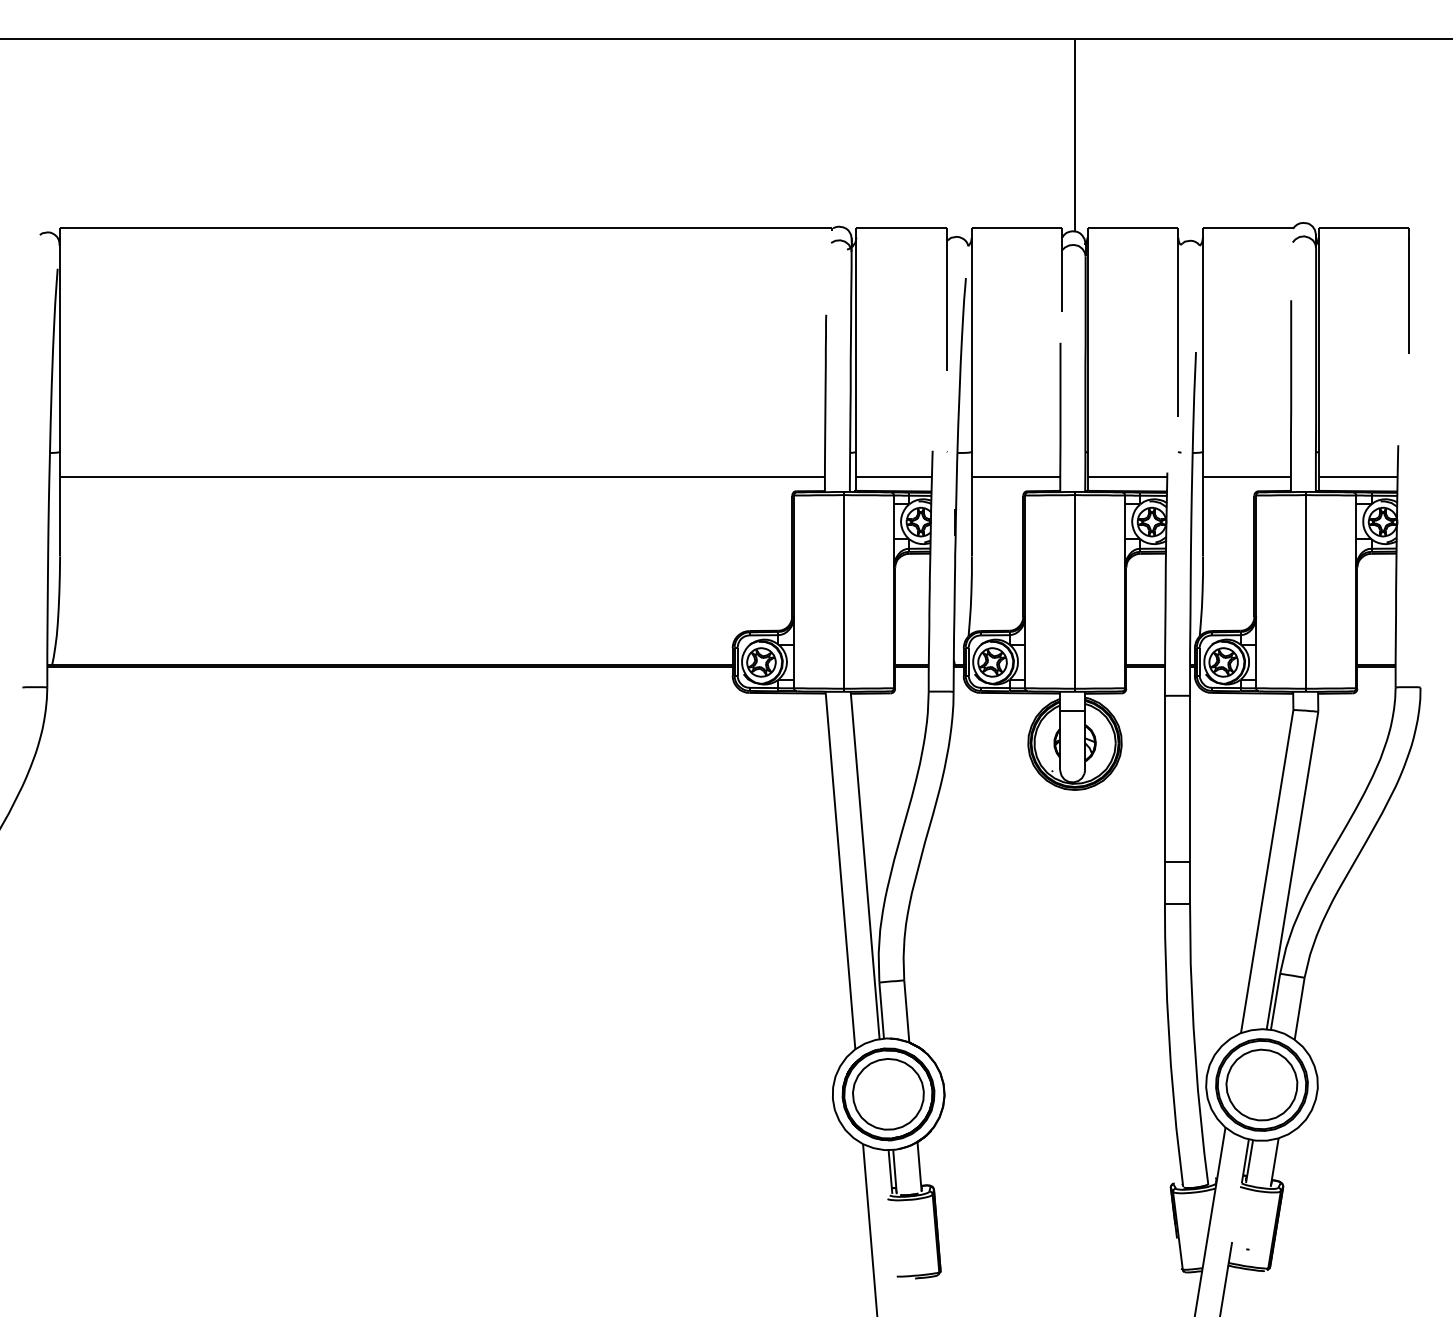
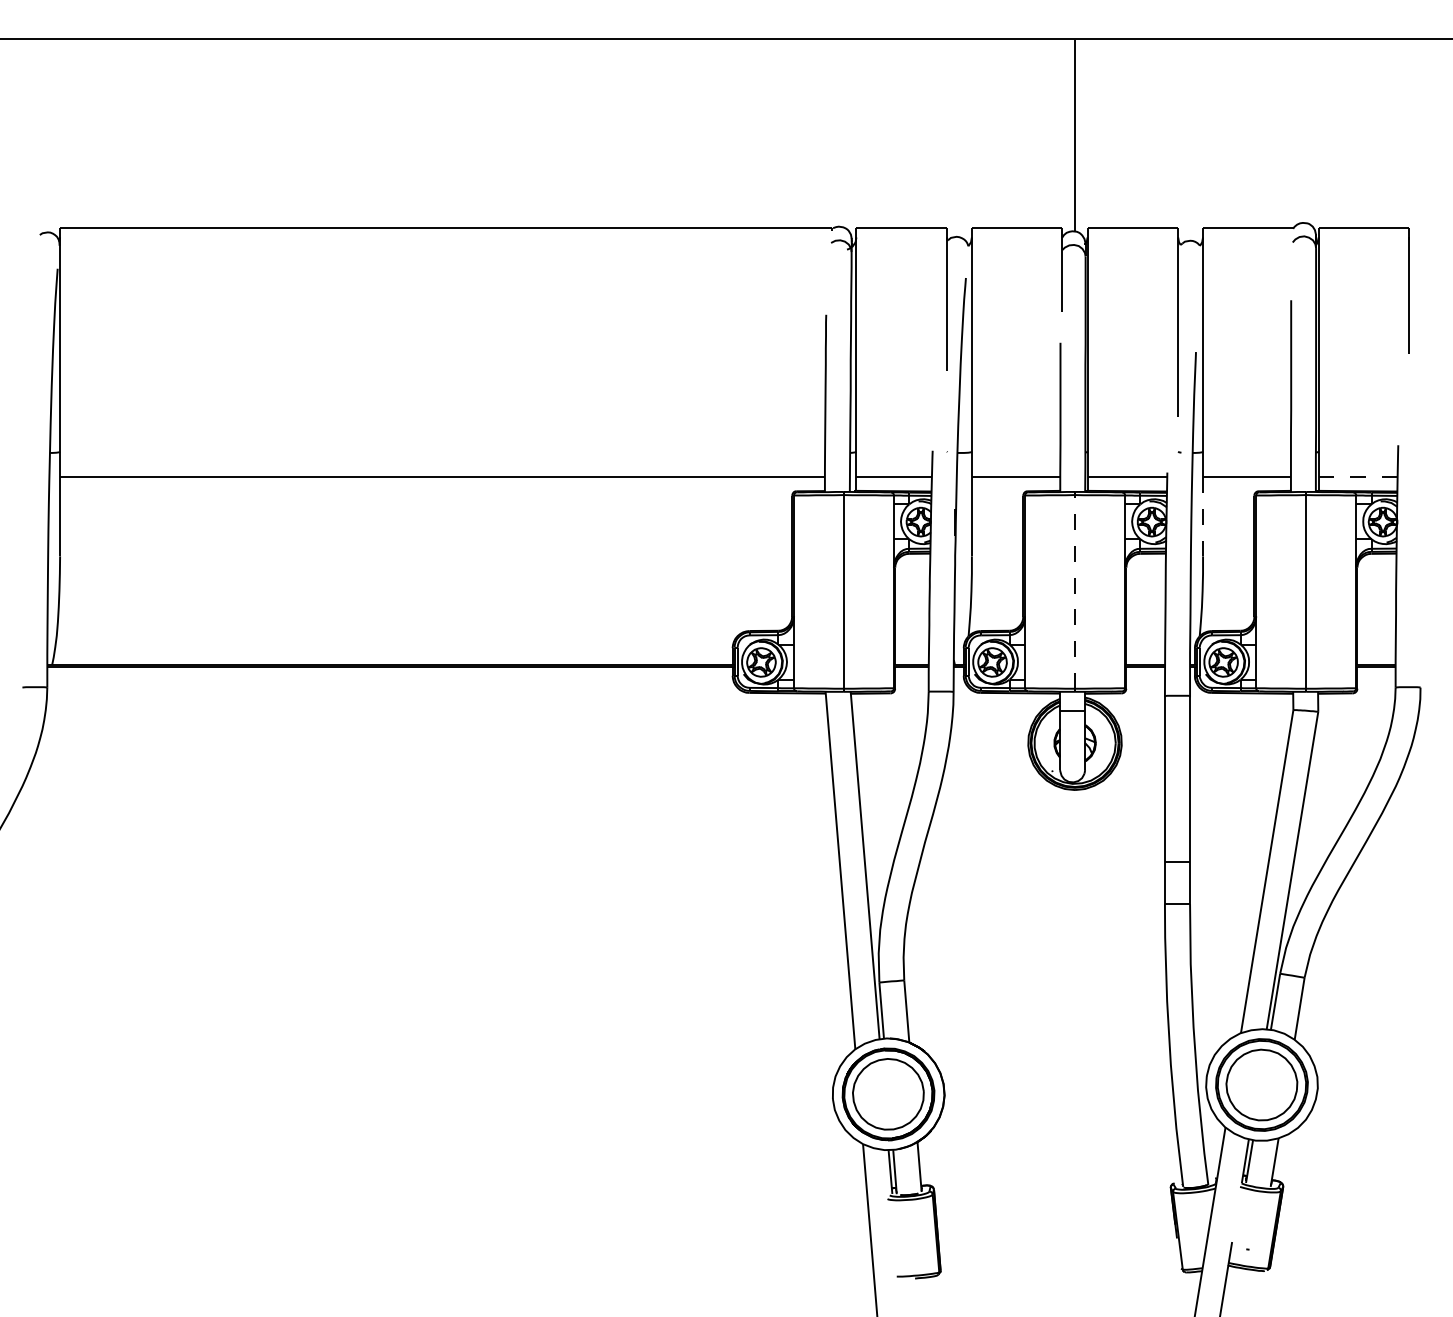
line: solid -> dashed (1357, 477)
line: solid -> dashed (1203, 517)
line: solid -> dashed (1075, 591)
